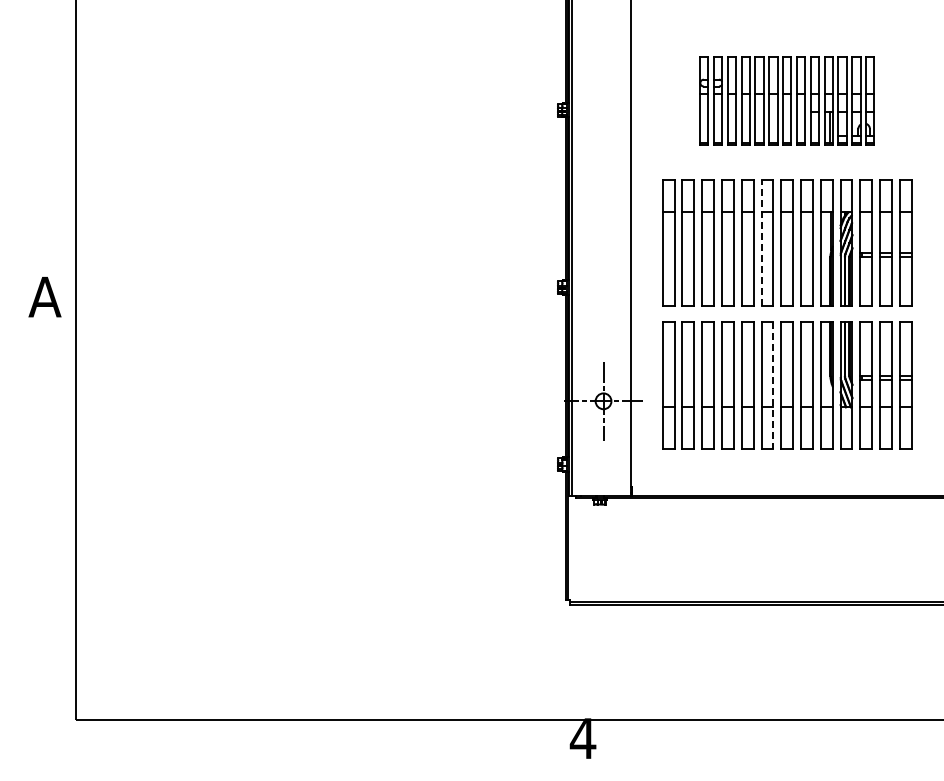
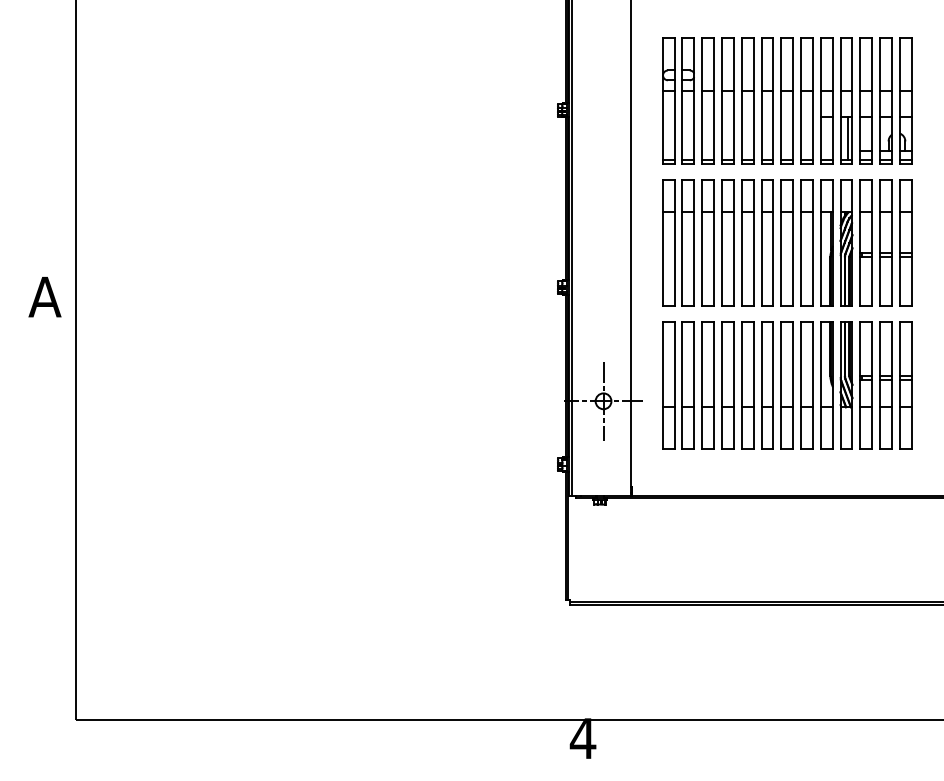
part size: 176x90 px -> 251x128 px (787, 100)
line: dashed -> solid (761, 242)
line: dashed -> solid (773, 386)
